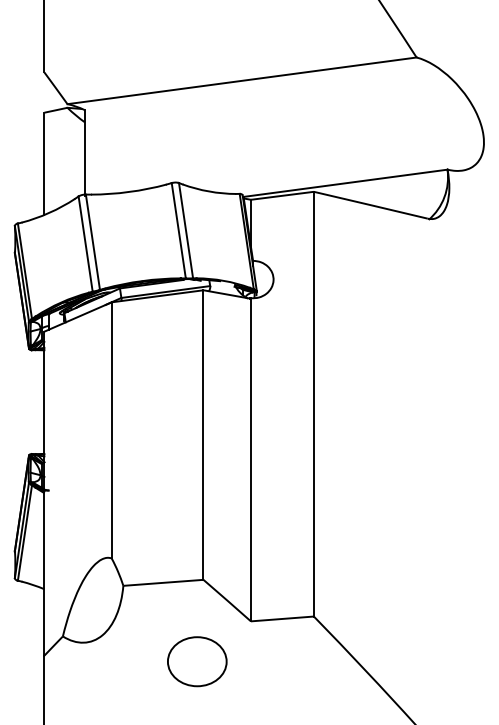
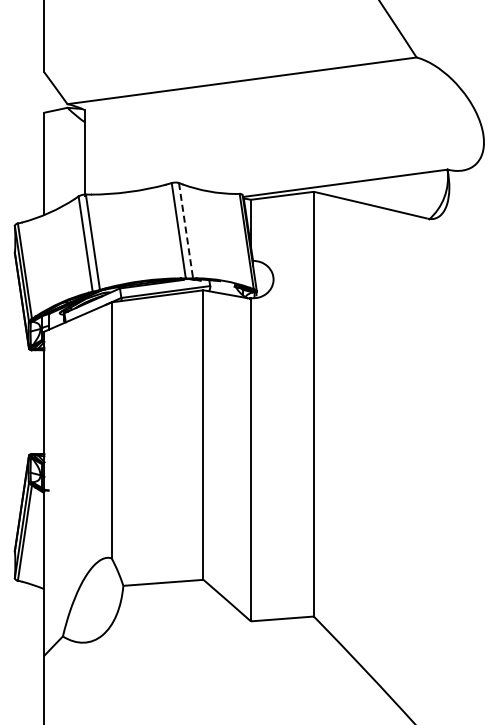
line: solid -> dashed (186, 231)
part: present -> none (197, 661)
